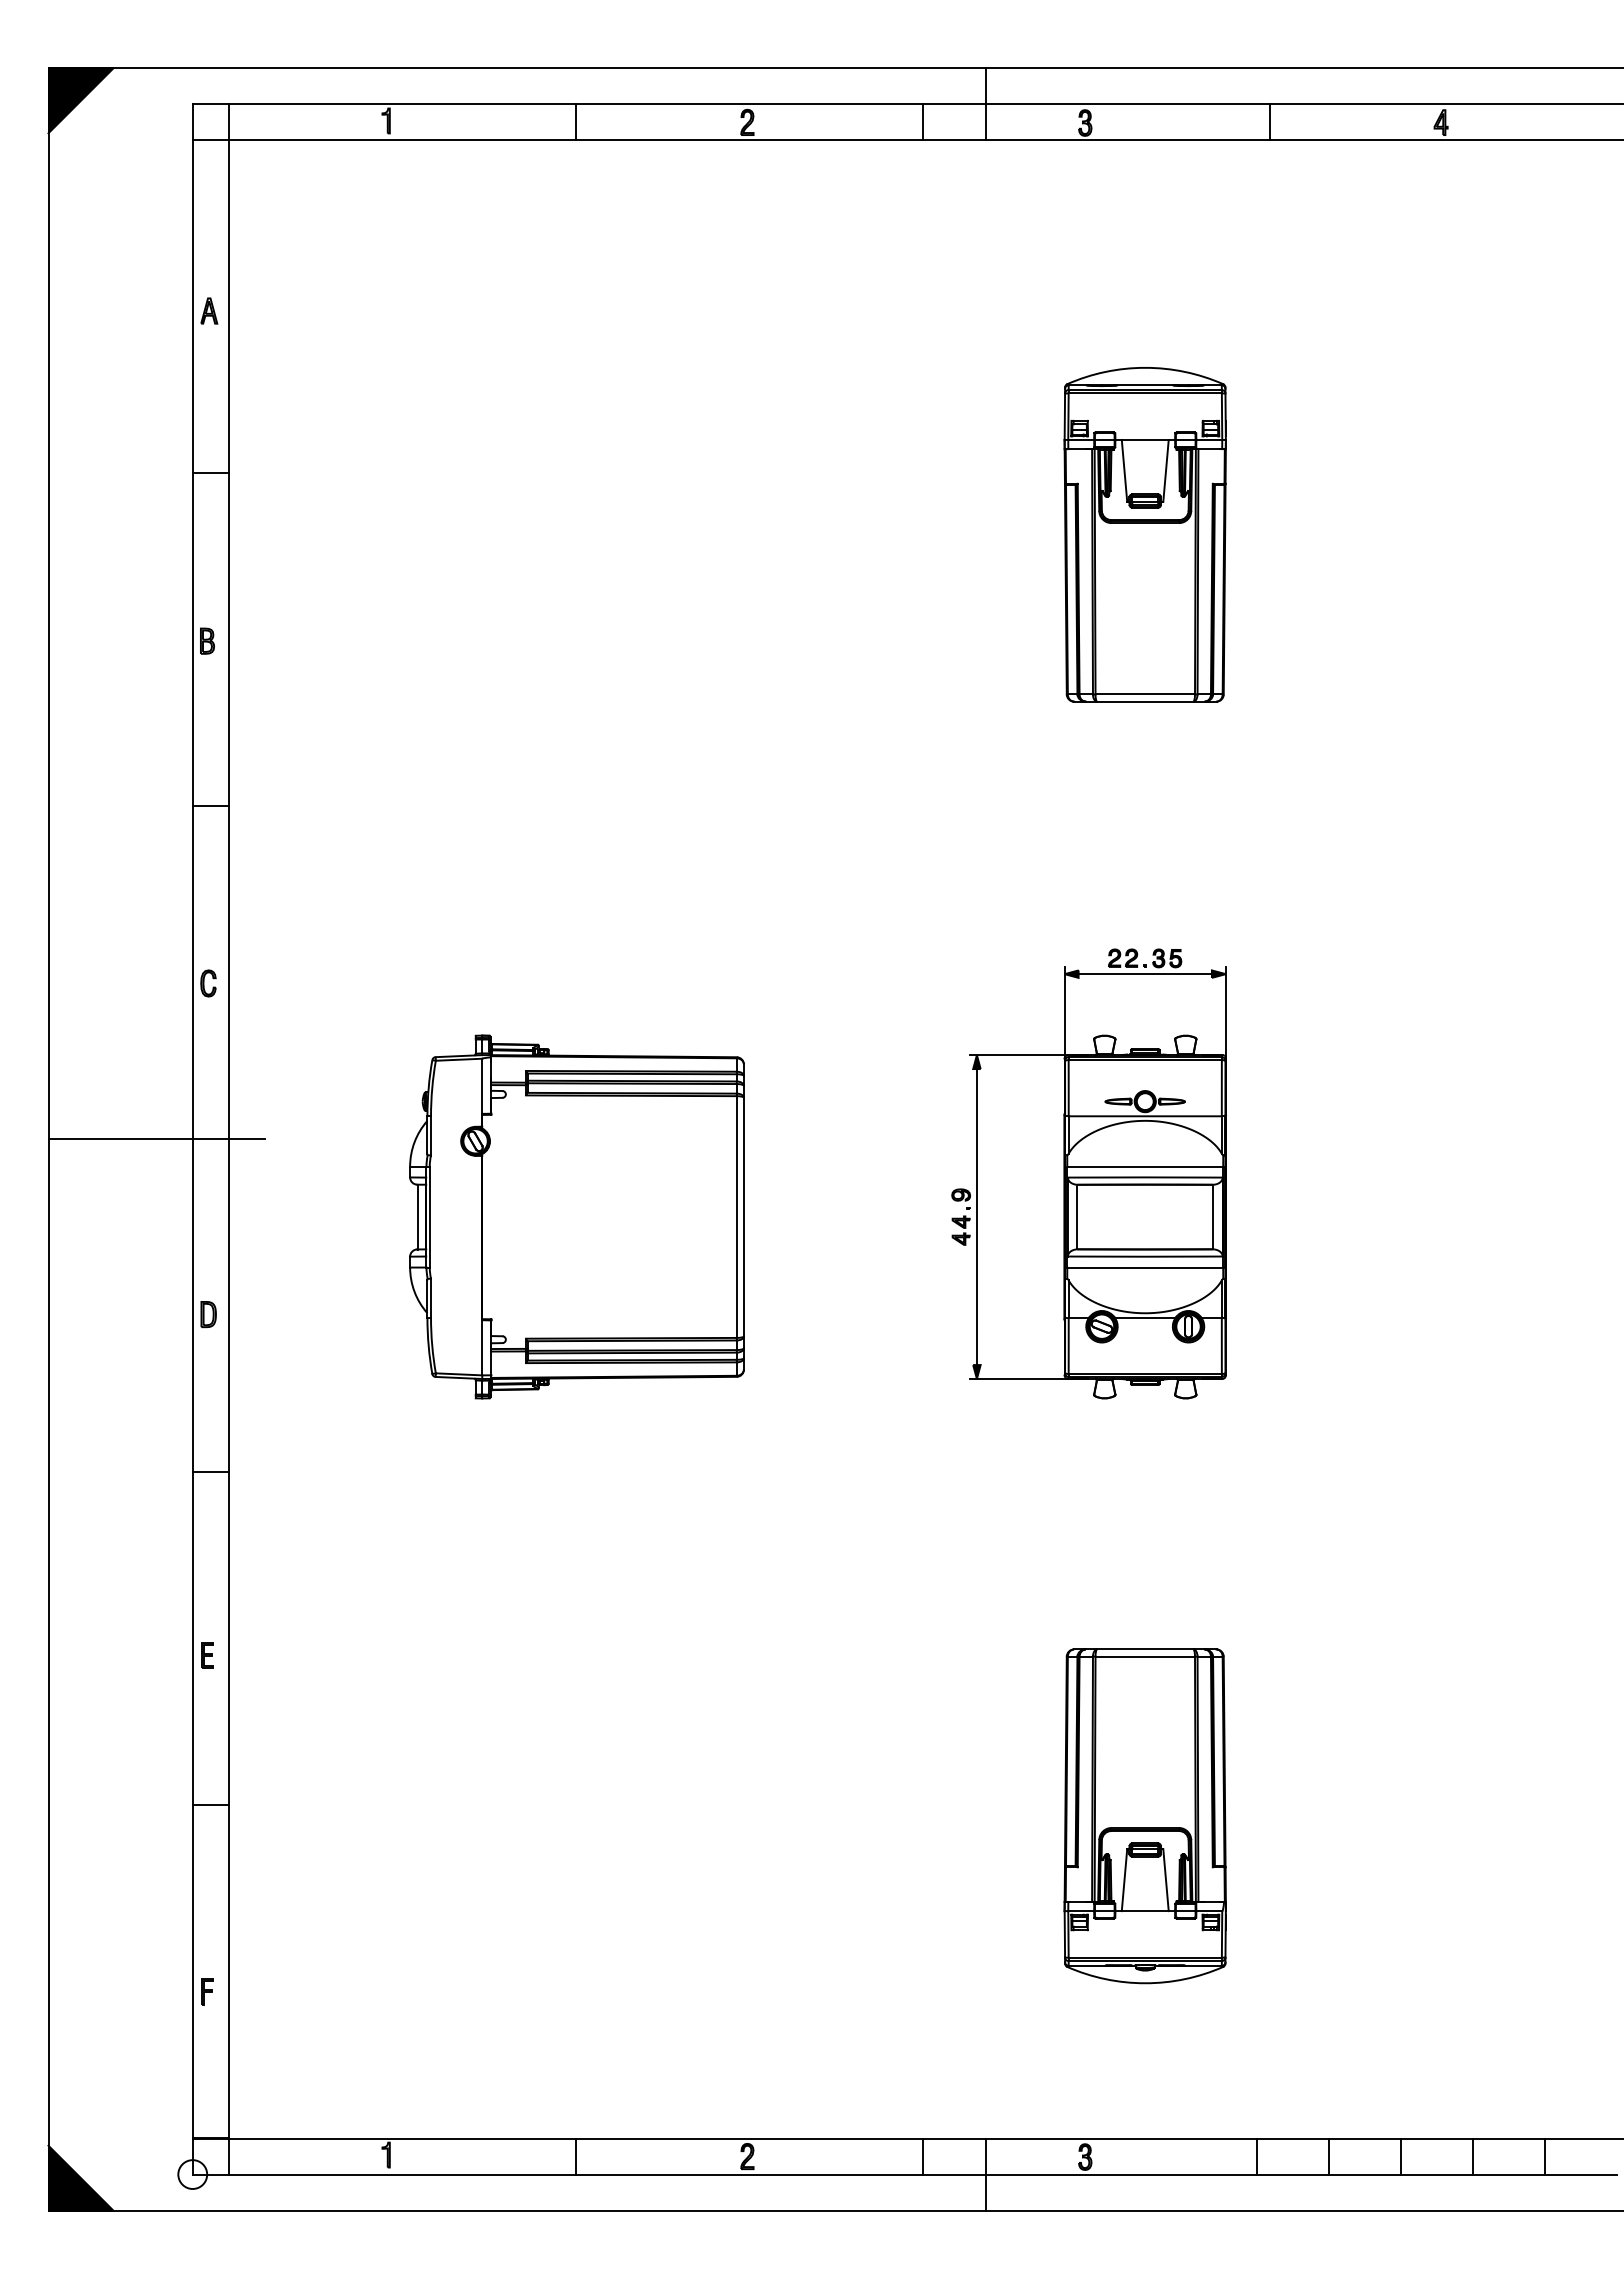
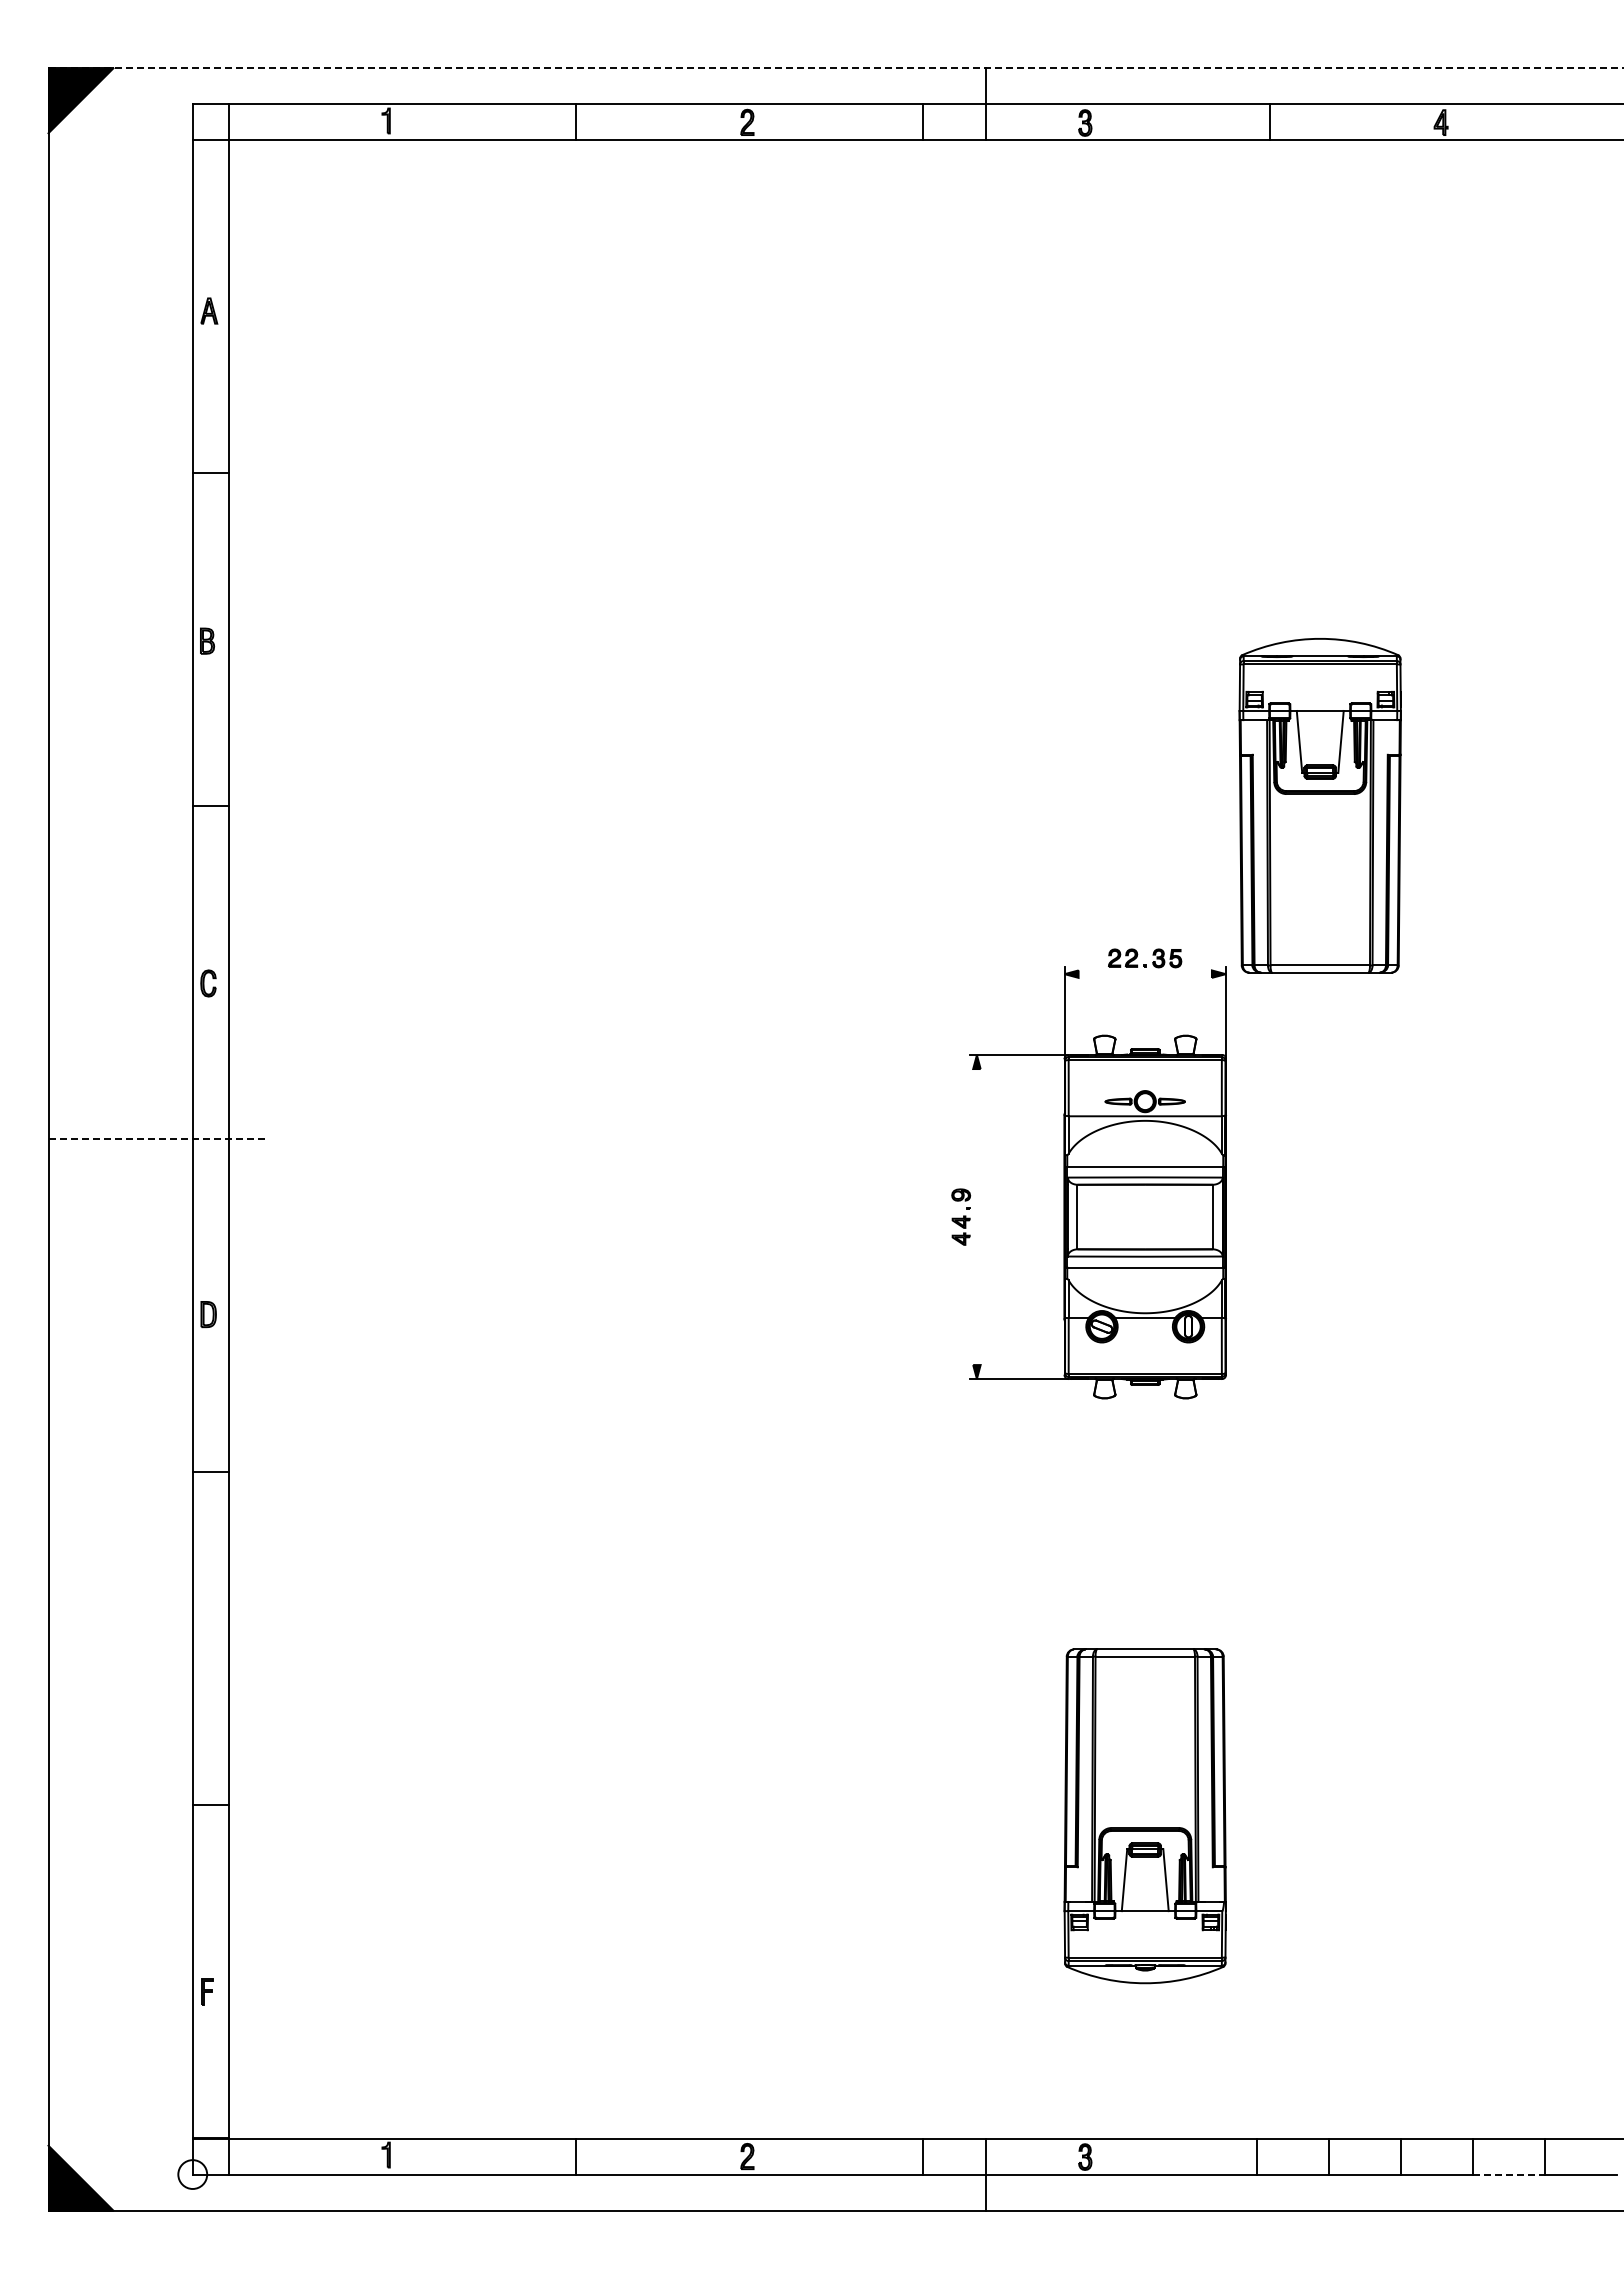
line: solid -> dashed (836, 68)
part position: (1144, 534) -> (1319, 805) (1319, 805)
line: present -> none (1144, 974)
line: solid -> dashed (157, 1139)
part: present -> none (576, 1216)
line: present -> none (976, 1217)
part: present -> none (207, 1655)
line: solid -> dashed (1509, 2174)
